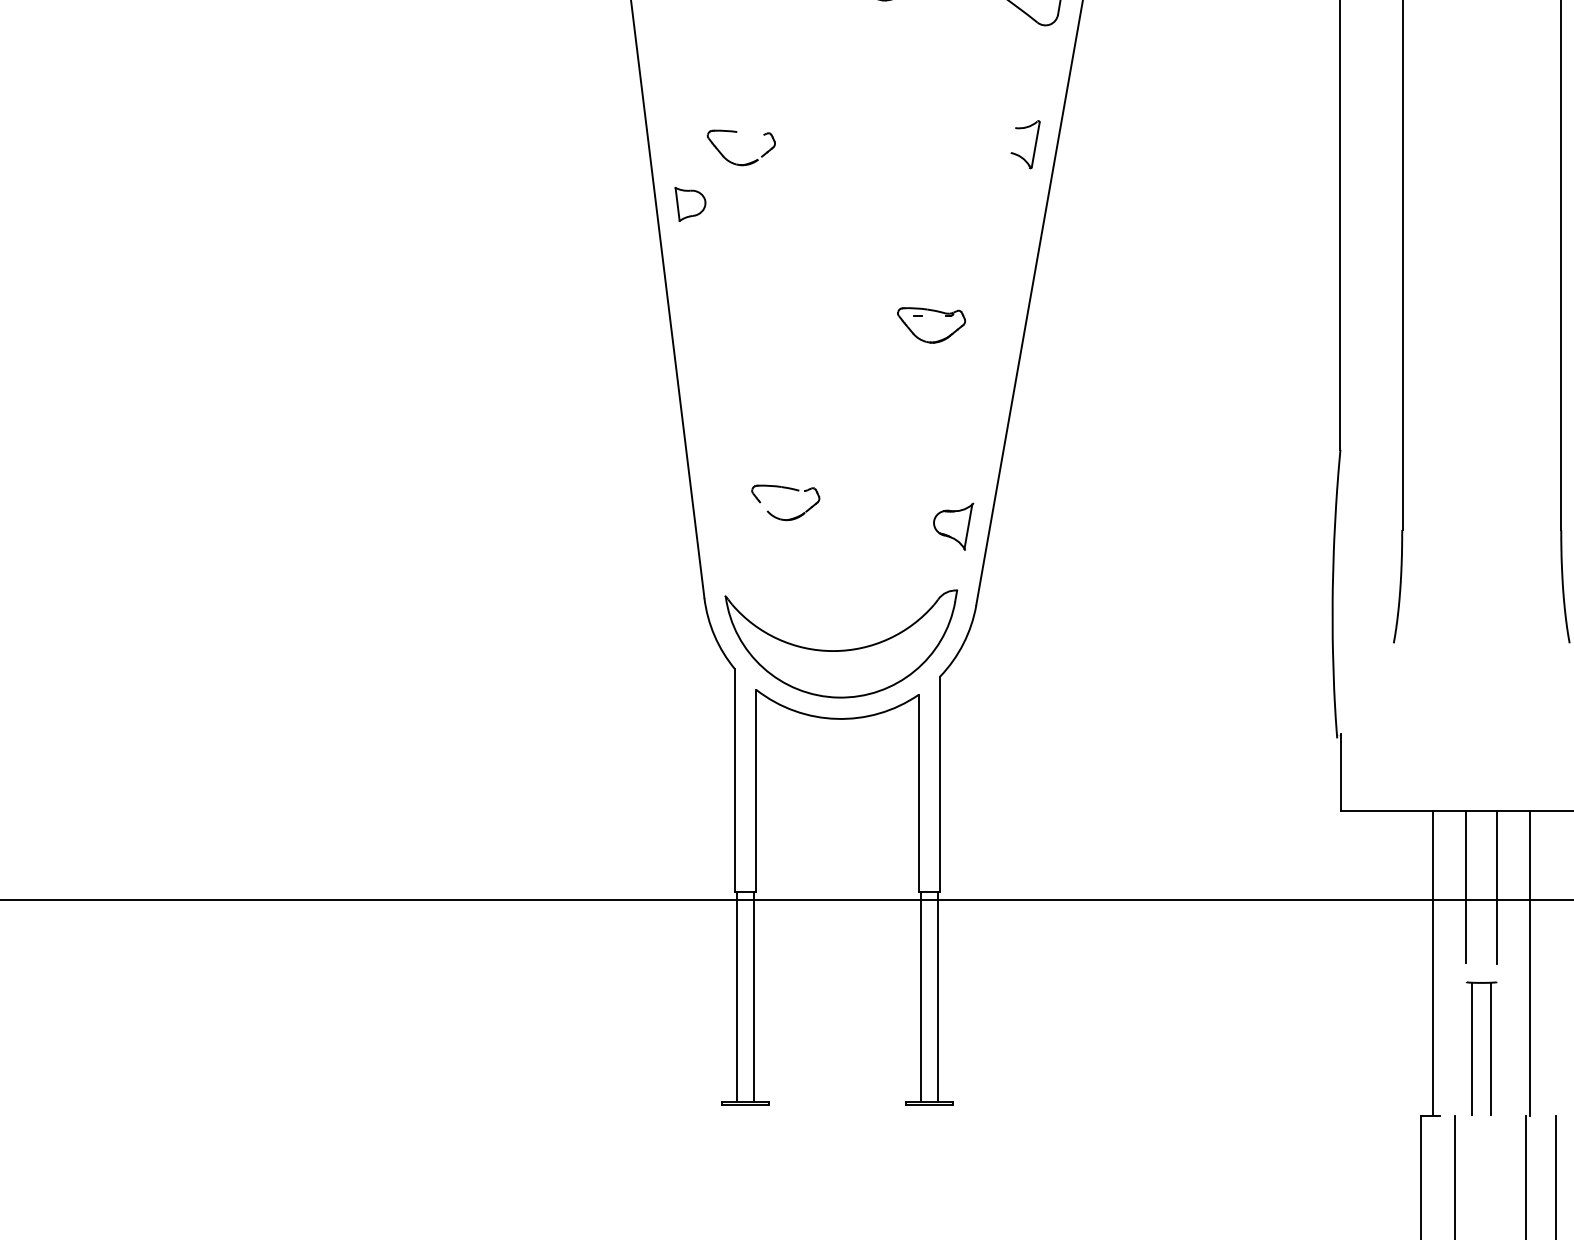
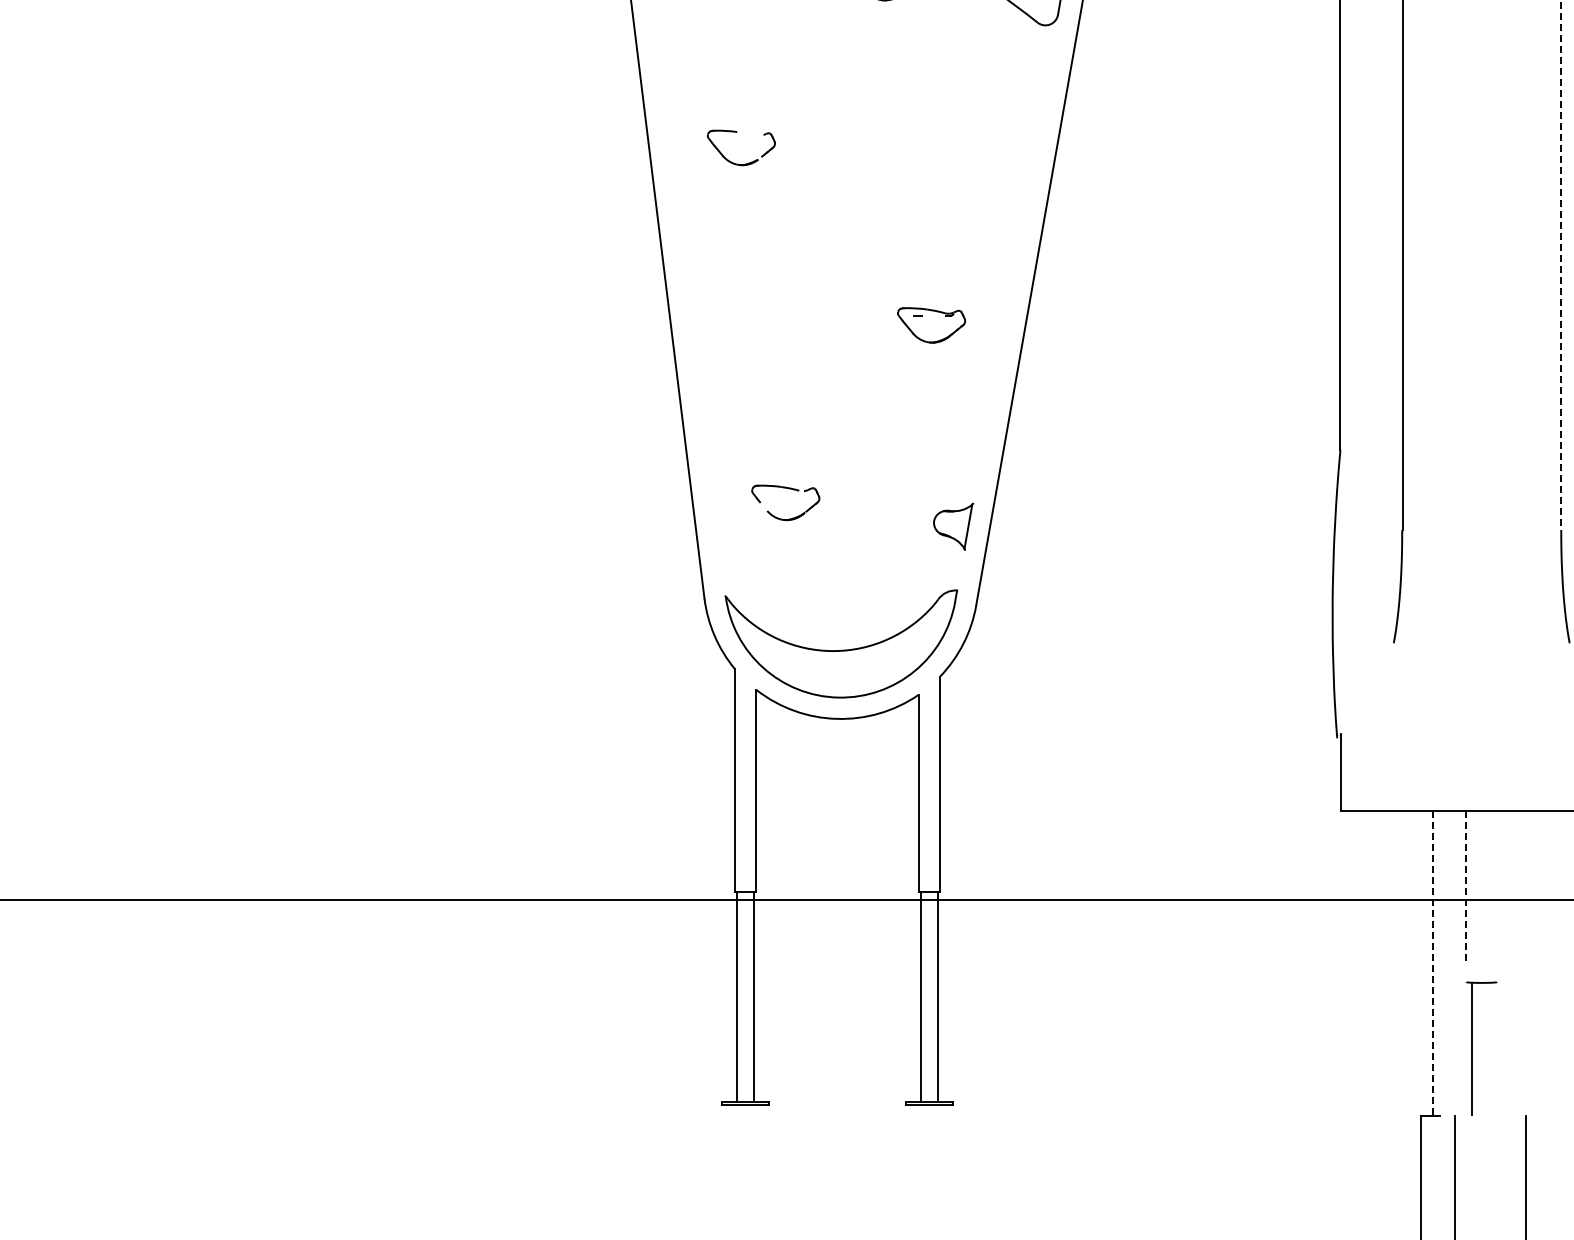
part: present -> none (1034, 144)
part: present -> none (690, 203)
line: solid -> dashed (1560, 265)
line: solid -> dashed (1466, 887)
line: present -> none (1497, 887)
line: present -> none (1530, 962)
line: solid -> dashed (1432, 963)
line: present -> none (1491, 1048)
line: present -> none (1555, 1175)
